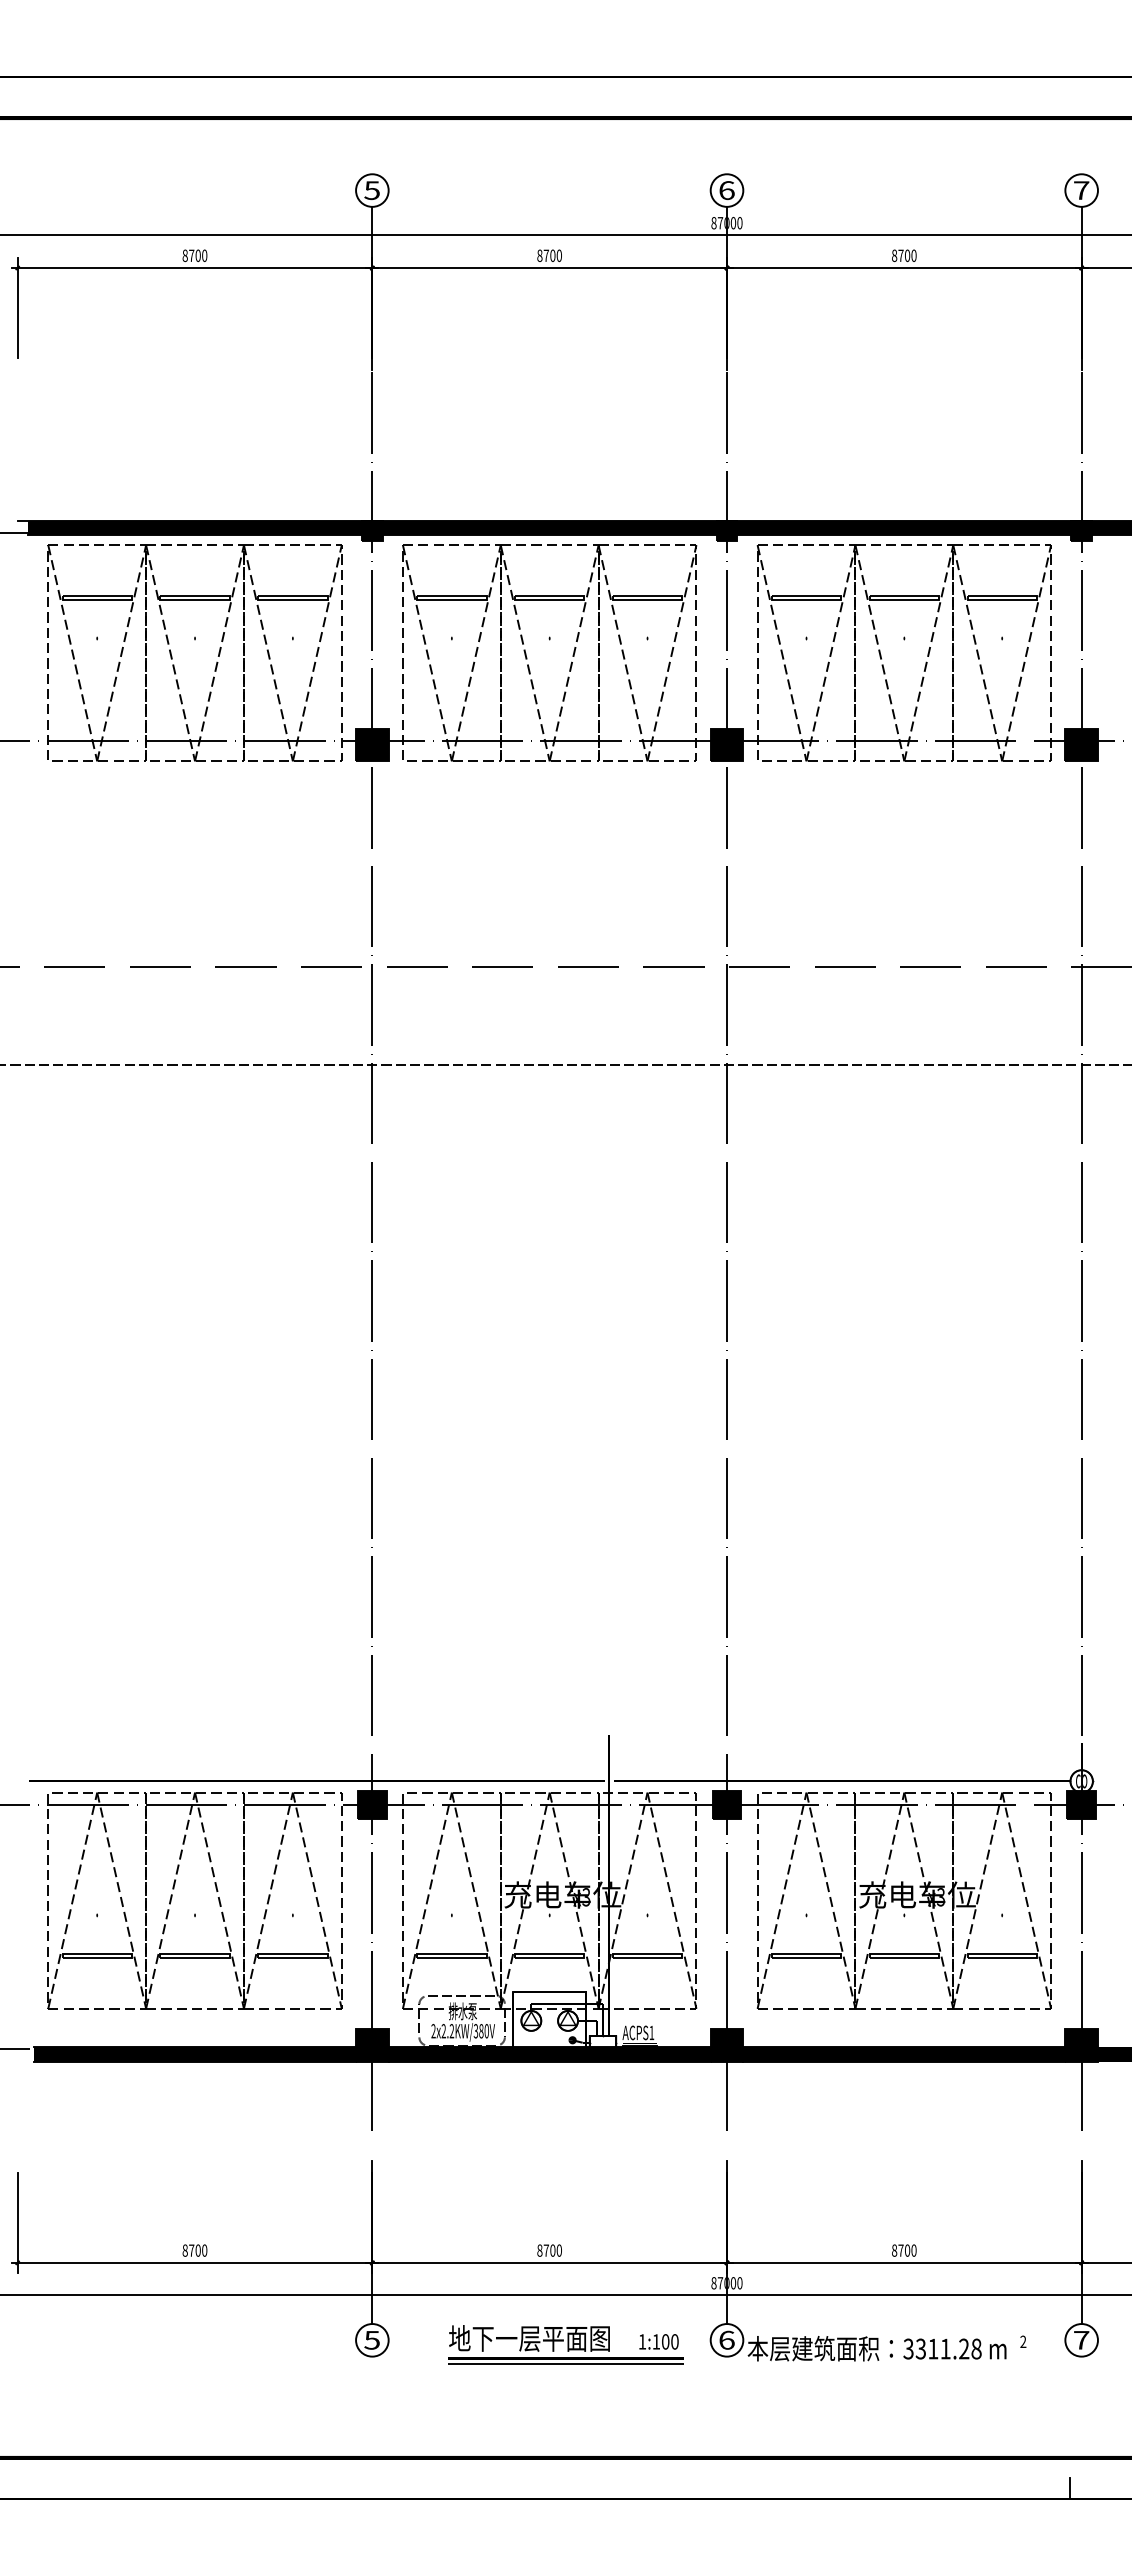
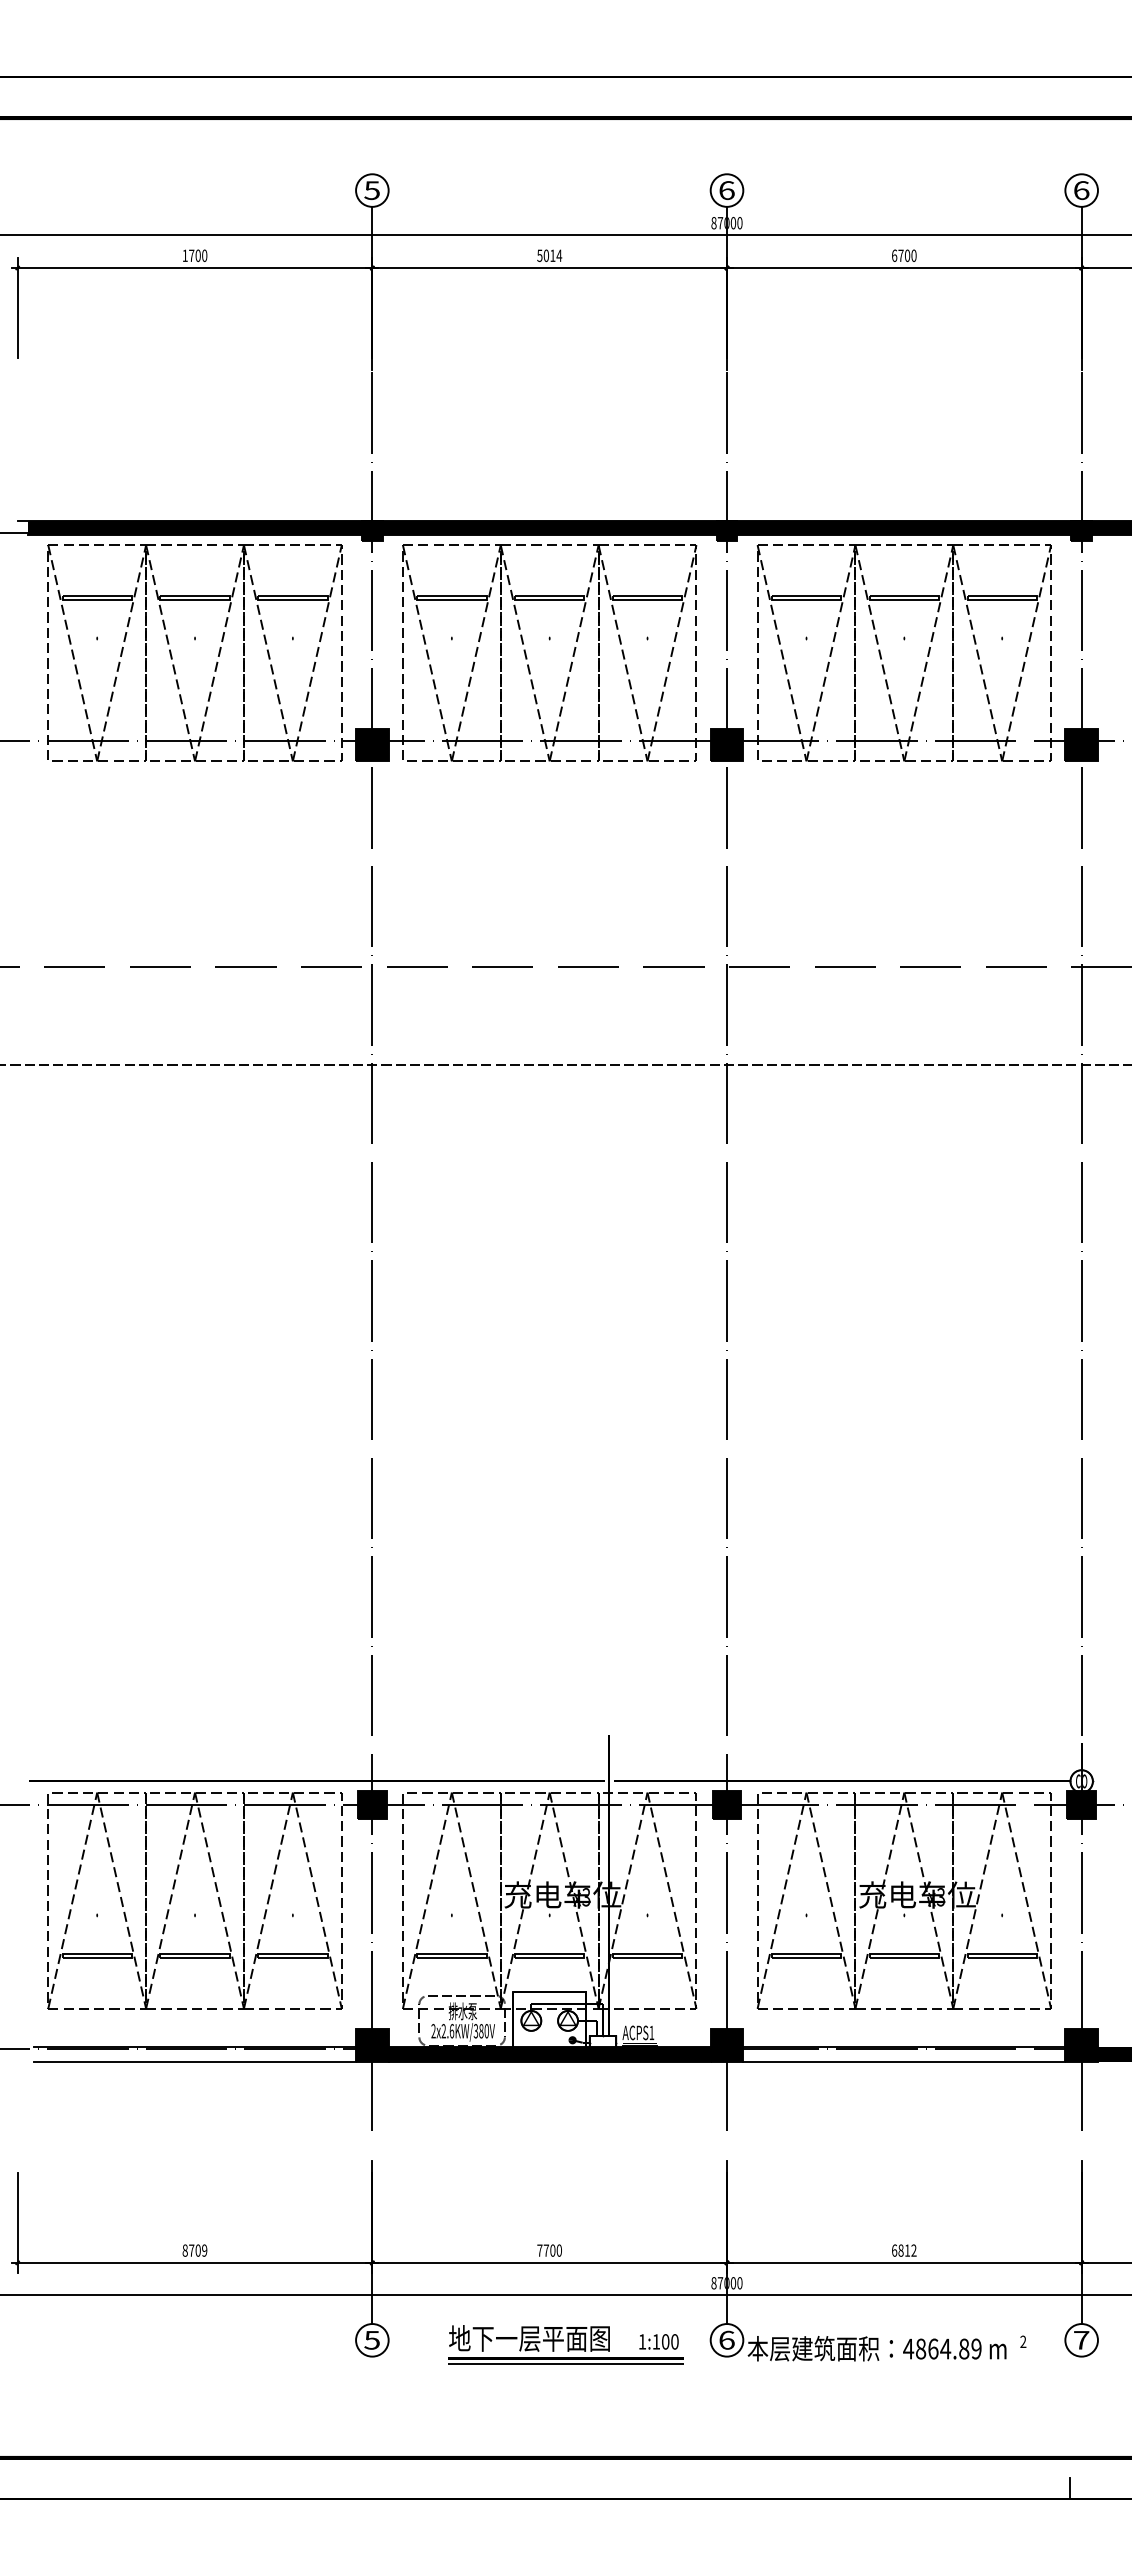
text: 7 -> 6 (1081, 190)
text: 8700 -> 1700 (184, 255)
text: 8700 -> 5014 (549, 255)
text: 8700 -> 6700 (894, 255)
text: 2x2.2KW/380V -> 2x2.6KW/380V (451, 2031)
fill: present -> none (195, 2054)
fill: present -> none (904, 2054)
text: 8700 -> 8709 (204, 2250)
text: 8700 -> 7700 (539, 2250)
text: 8700 -> 6812 (904, 2250)
text: 3311.28 -> 4864.89 (942, 2348)
